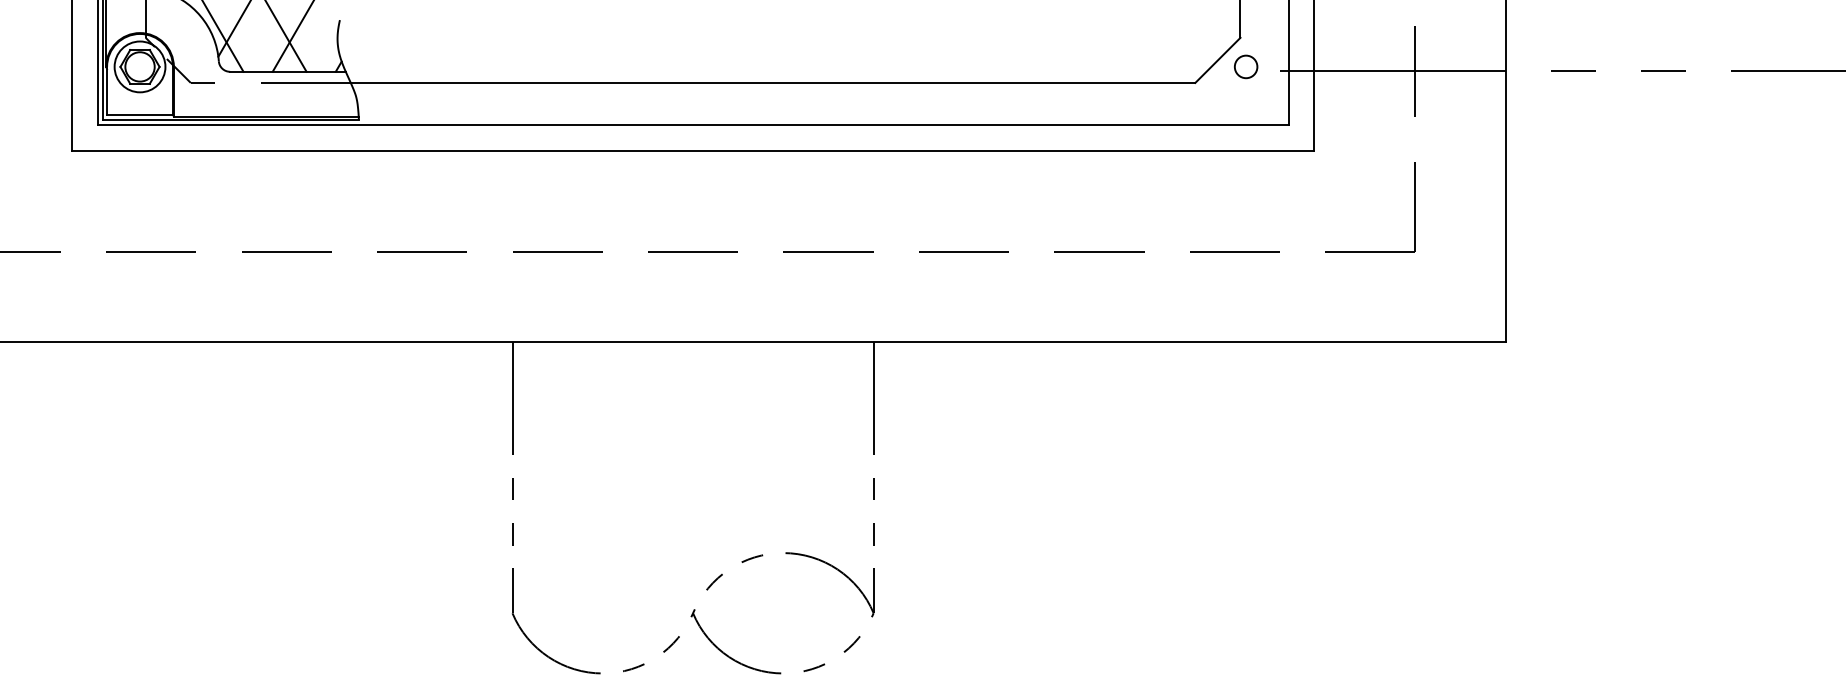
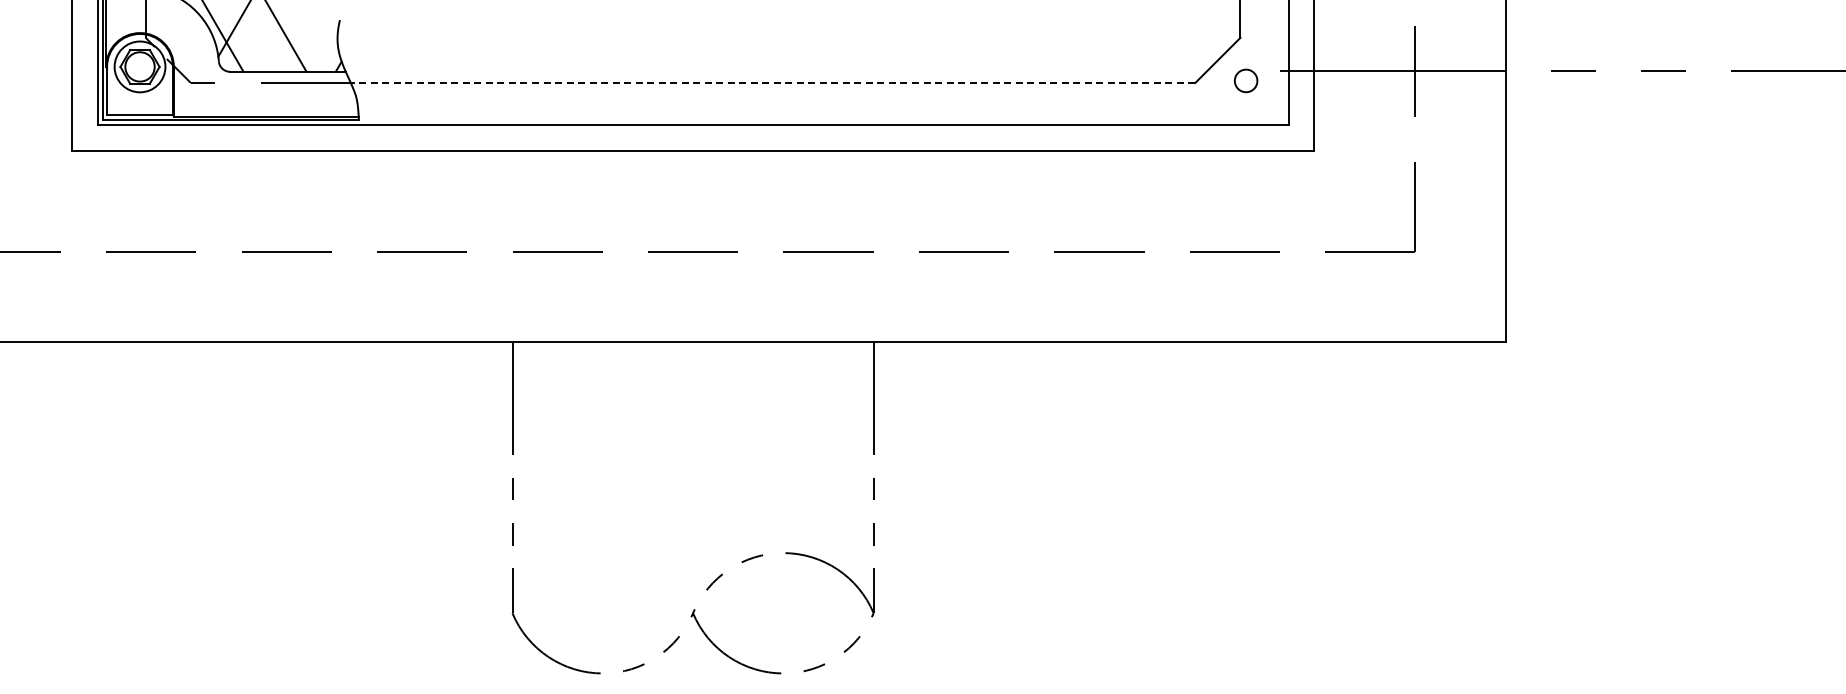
line: present -> none (292, 36)
circle position: (1246, 66) -> (1246, 80) (1246, 80)
line: solid -> dashed (772, 82)
